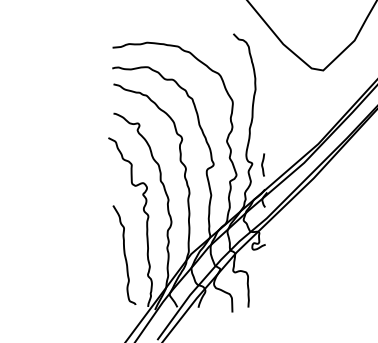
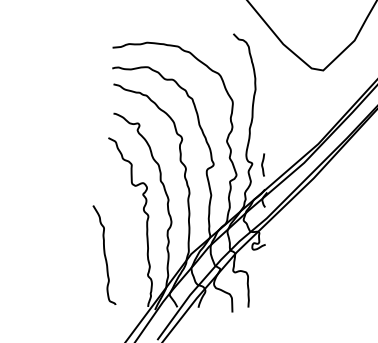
curve position: (124, 254) -> (104, 254) (104, 254)
